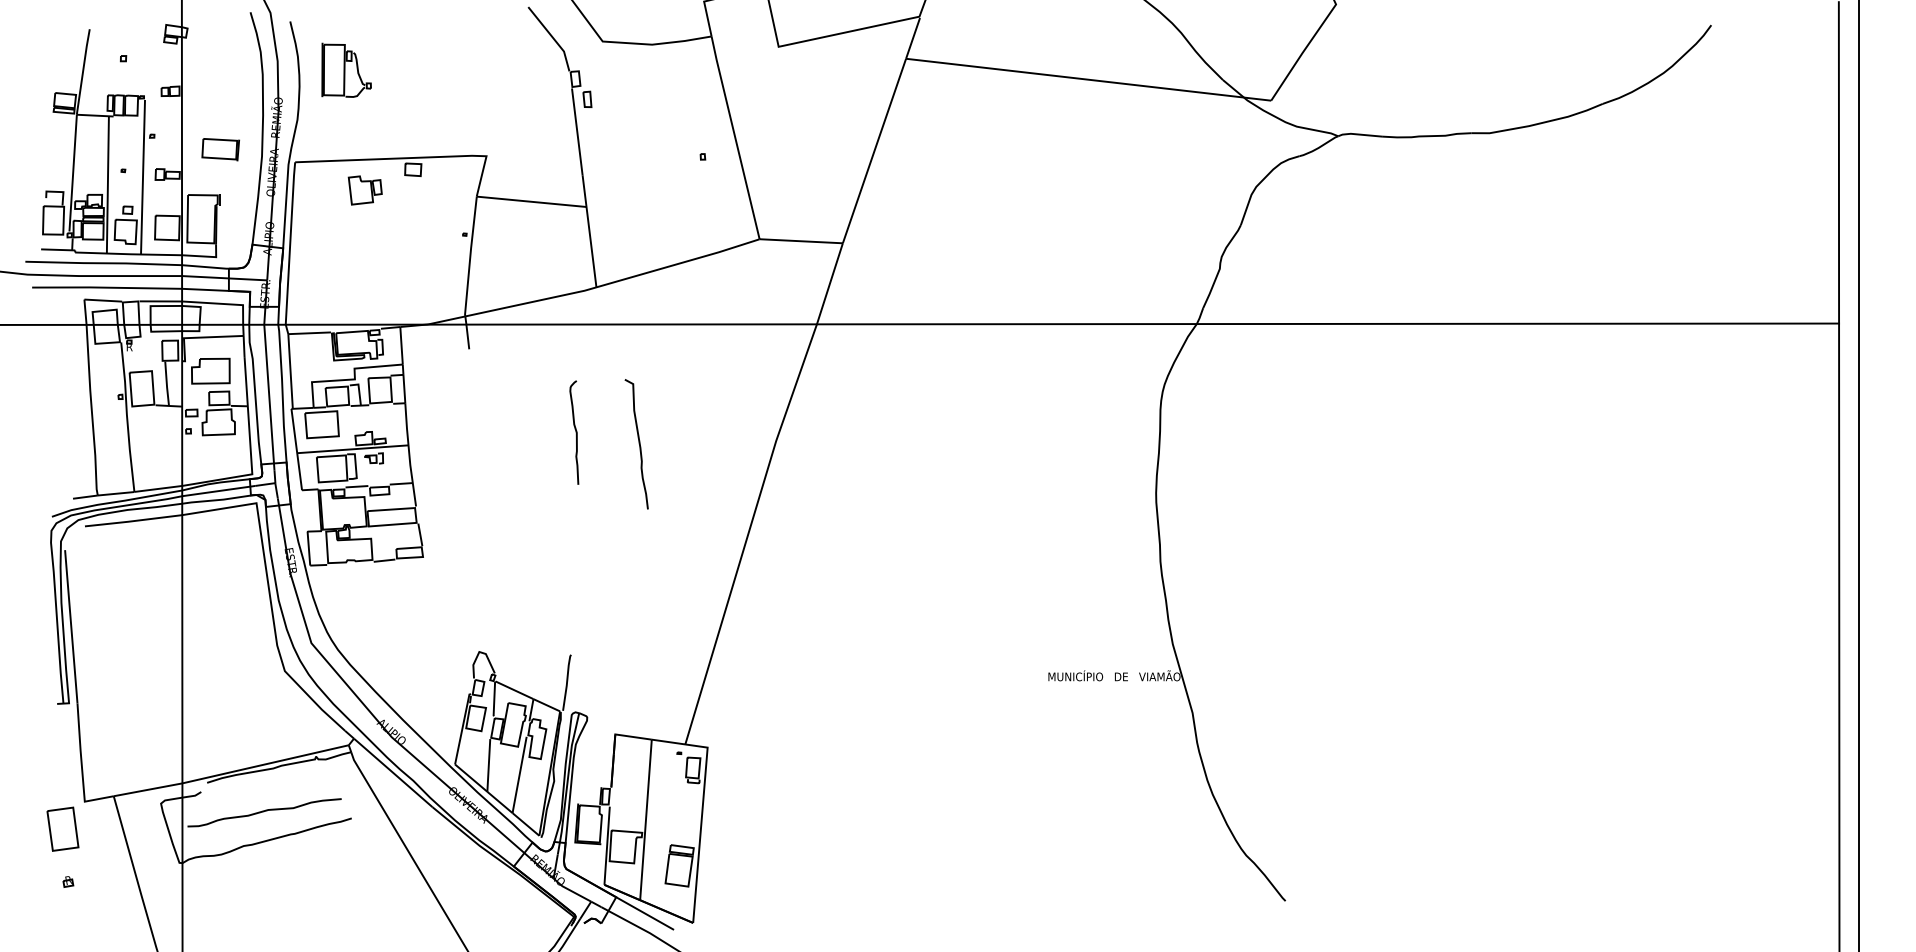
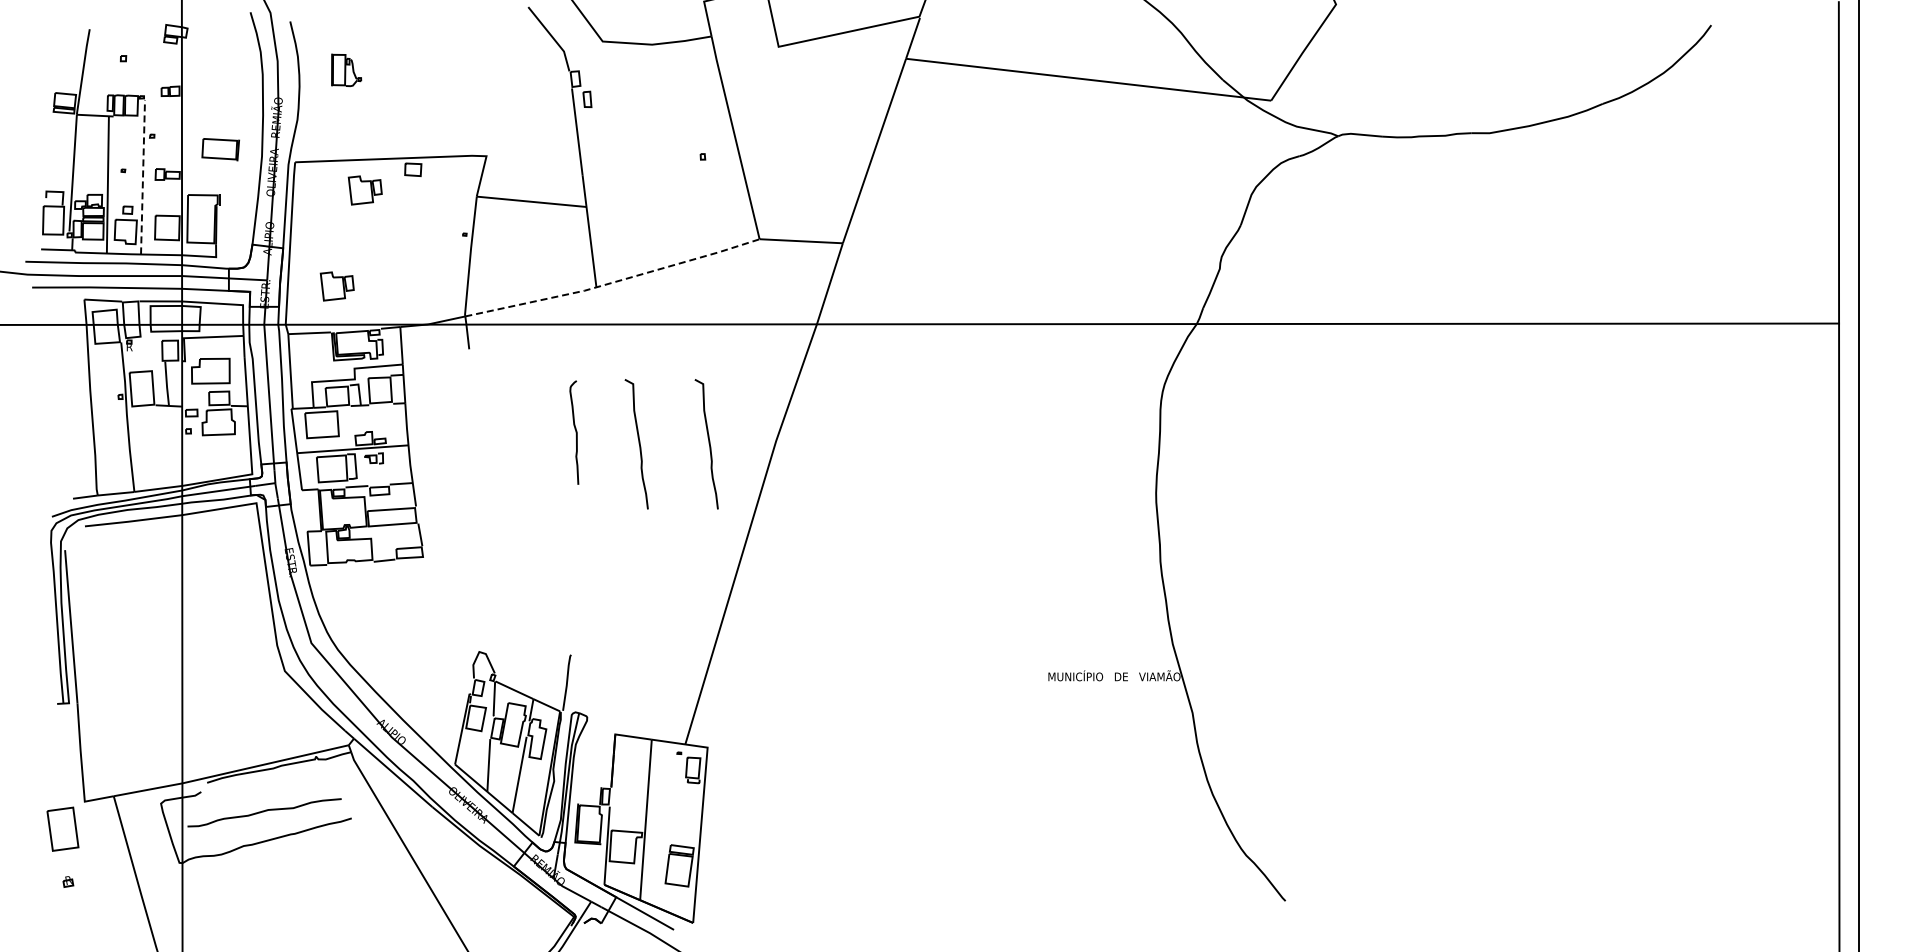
part size: 51x56 px -> 32x35 px (346, 70)
line: solid -> dashed (143, 176)
line: solid -> dashed (613, 282)
part: none -> present (336, 286)
curve: none -> present (708, 443)
